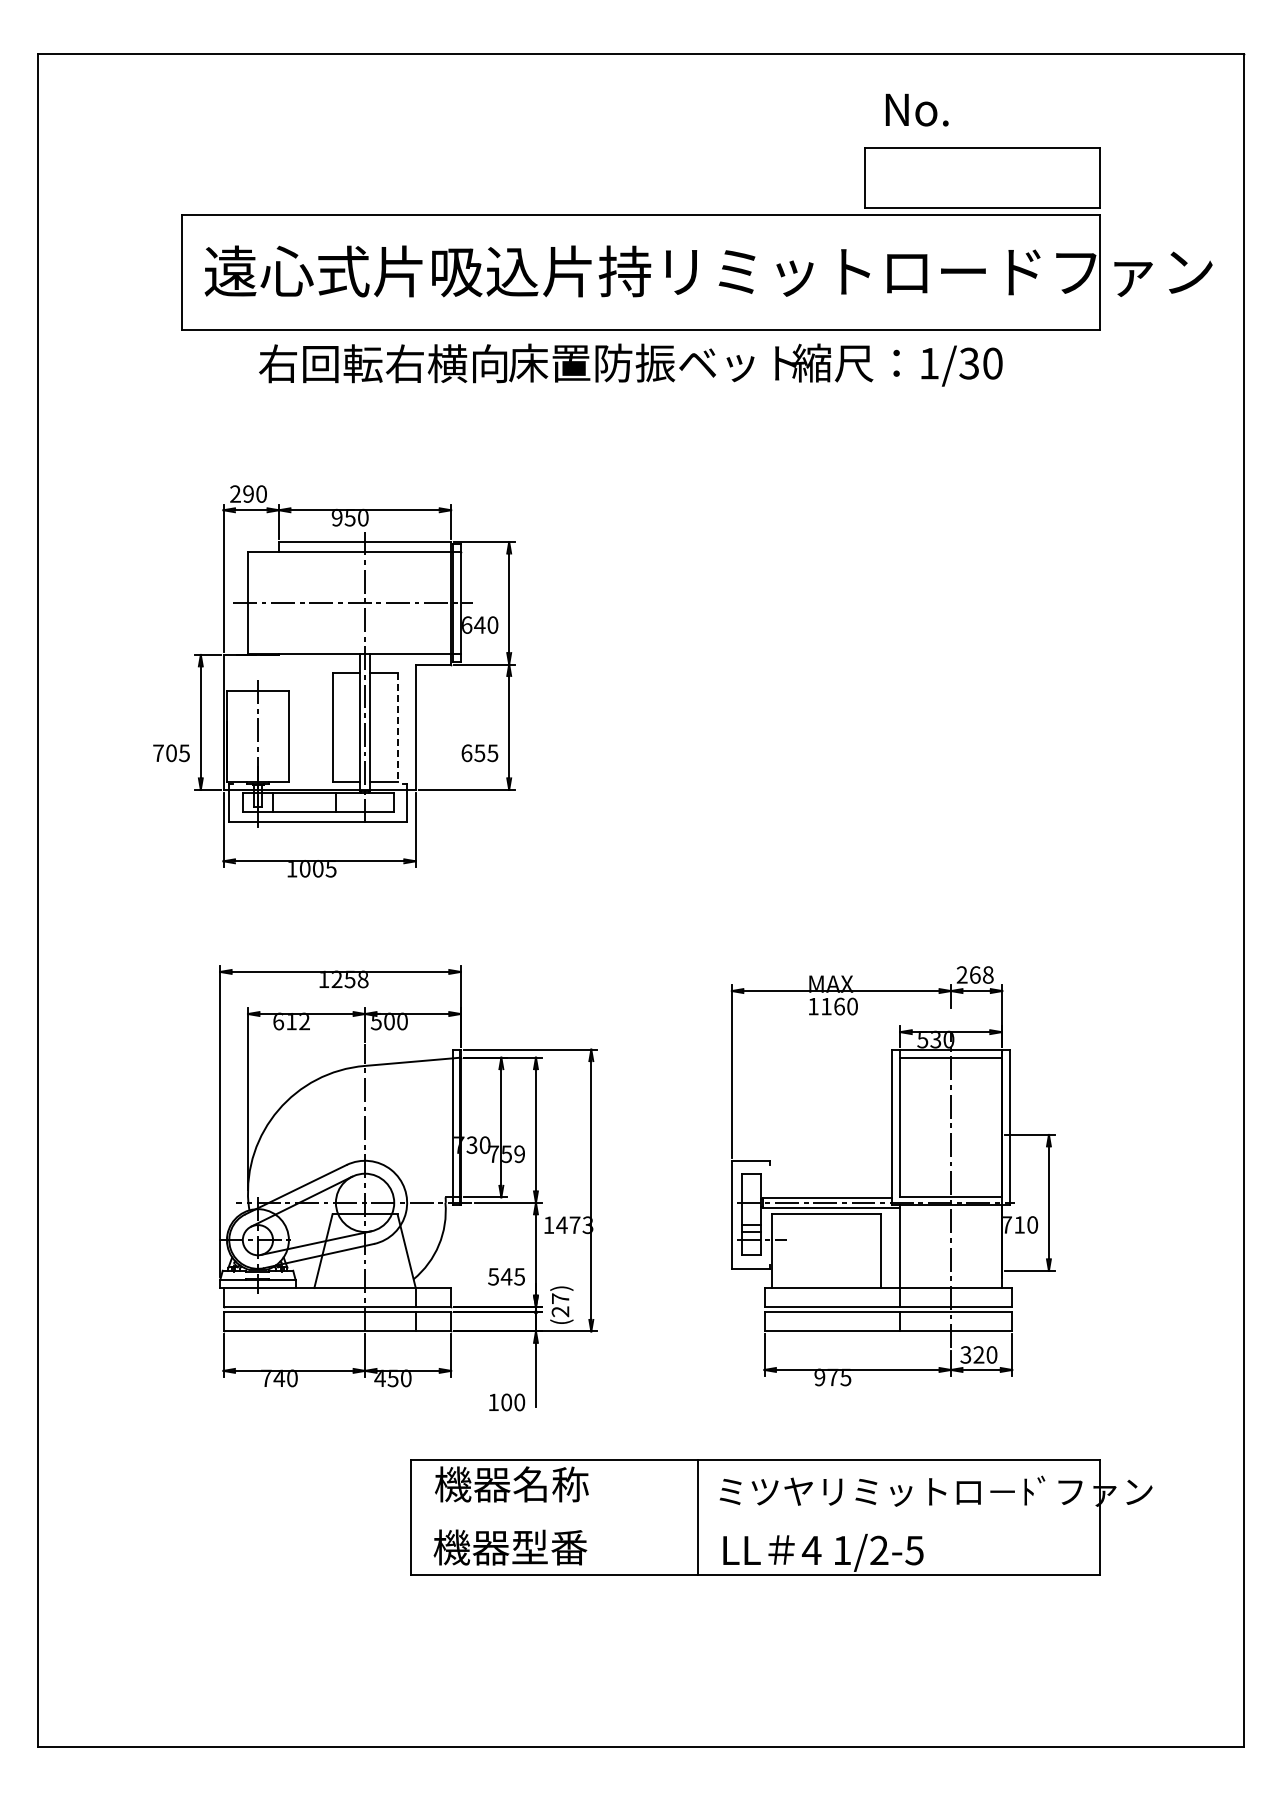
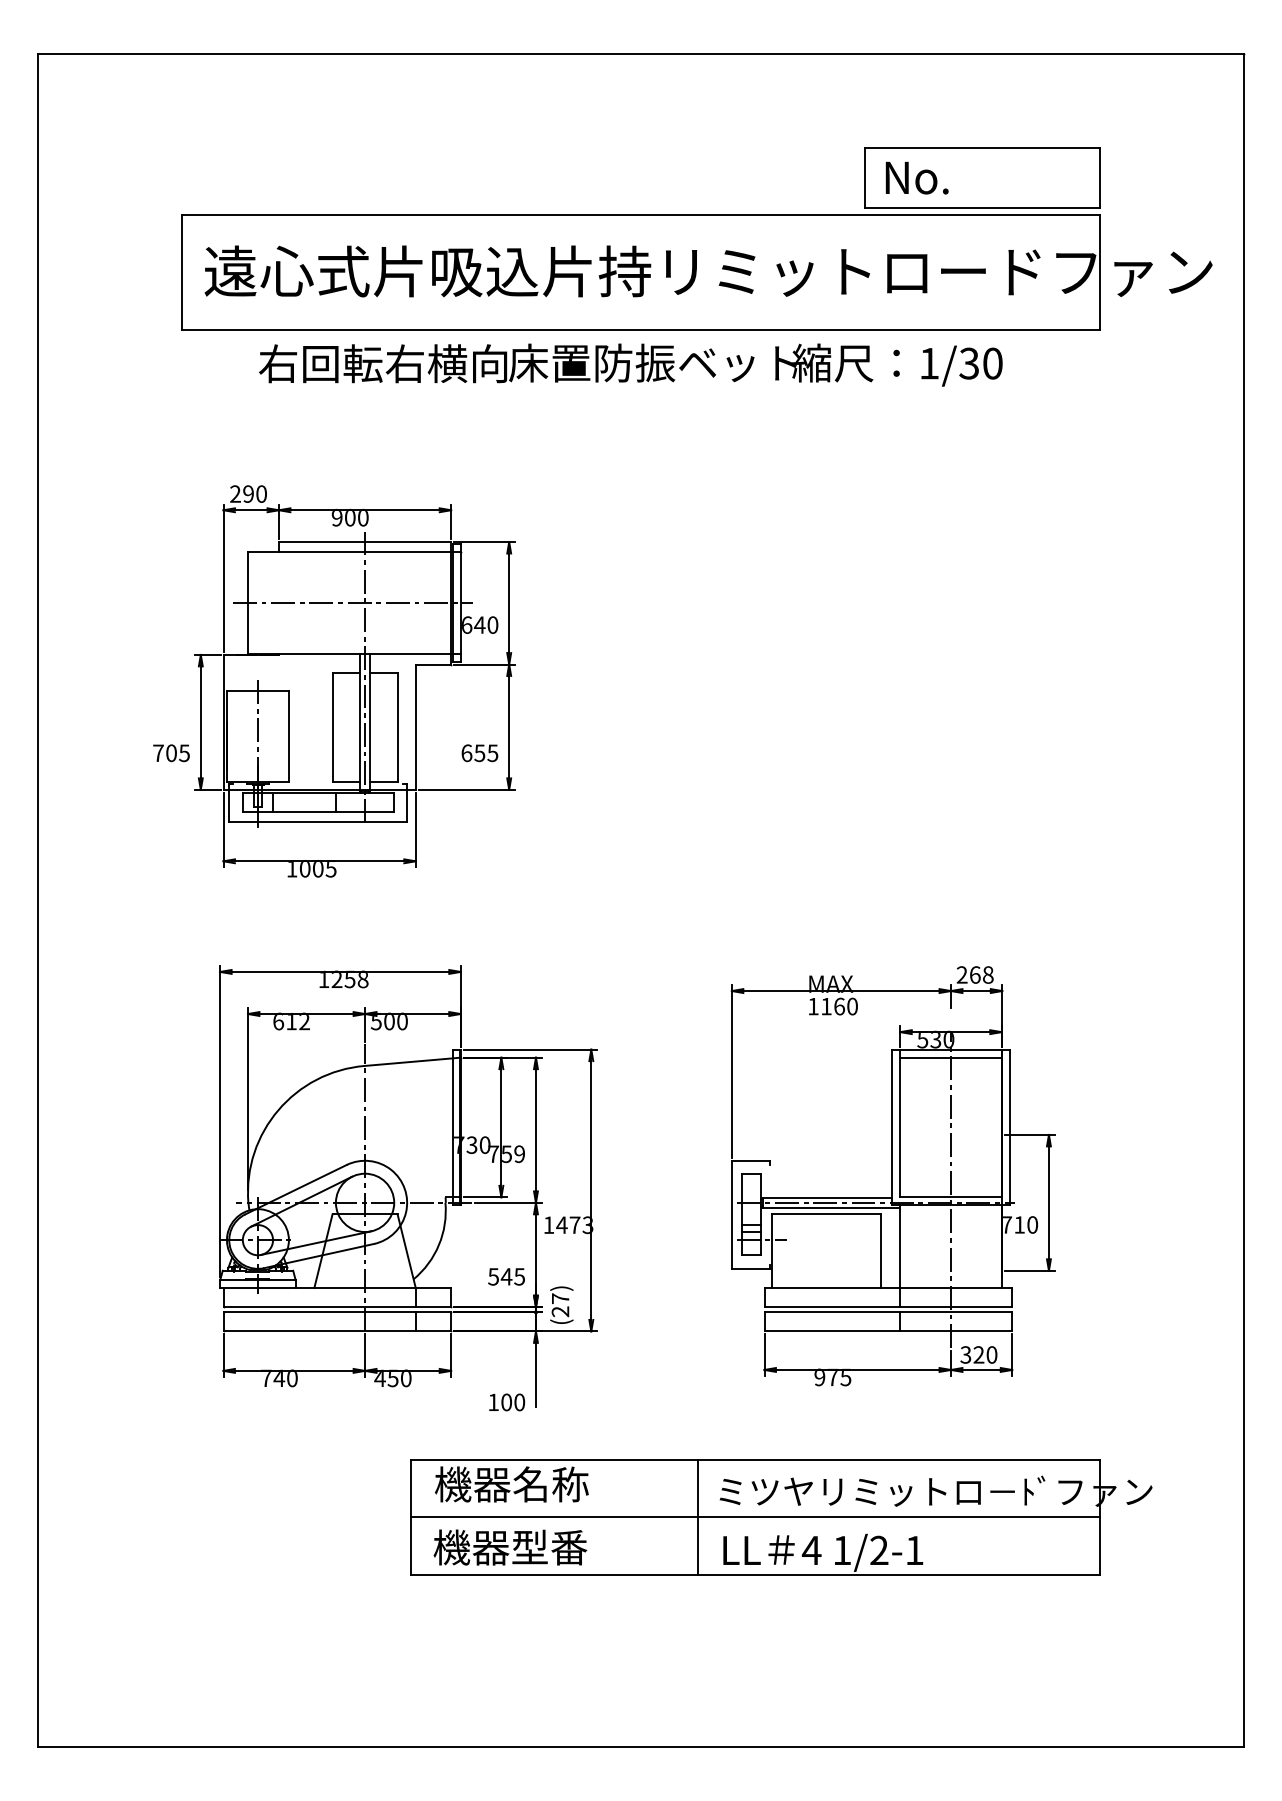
text position: (916, 109) -> (916, 177) (916, 177)
text: 950 -> 900 (349, 517)
line: dashed -> solid (397, 727)
line: none -> present (755, 1517)
text: 1/2-5 -> 1/2-1 (914, 1550)
